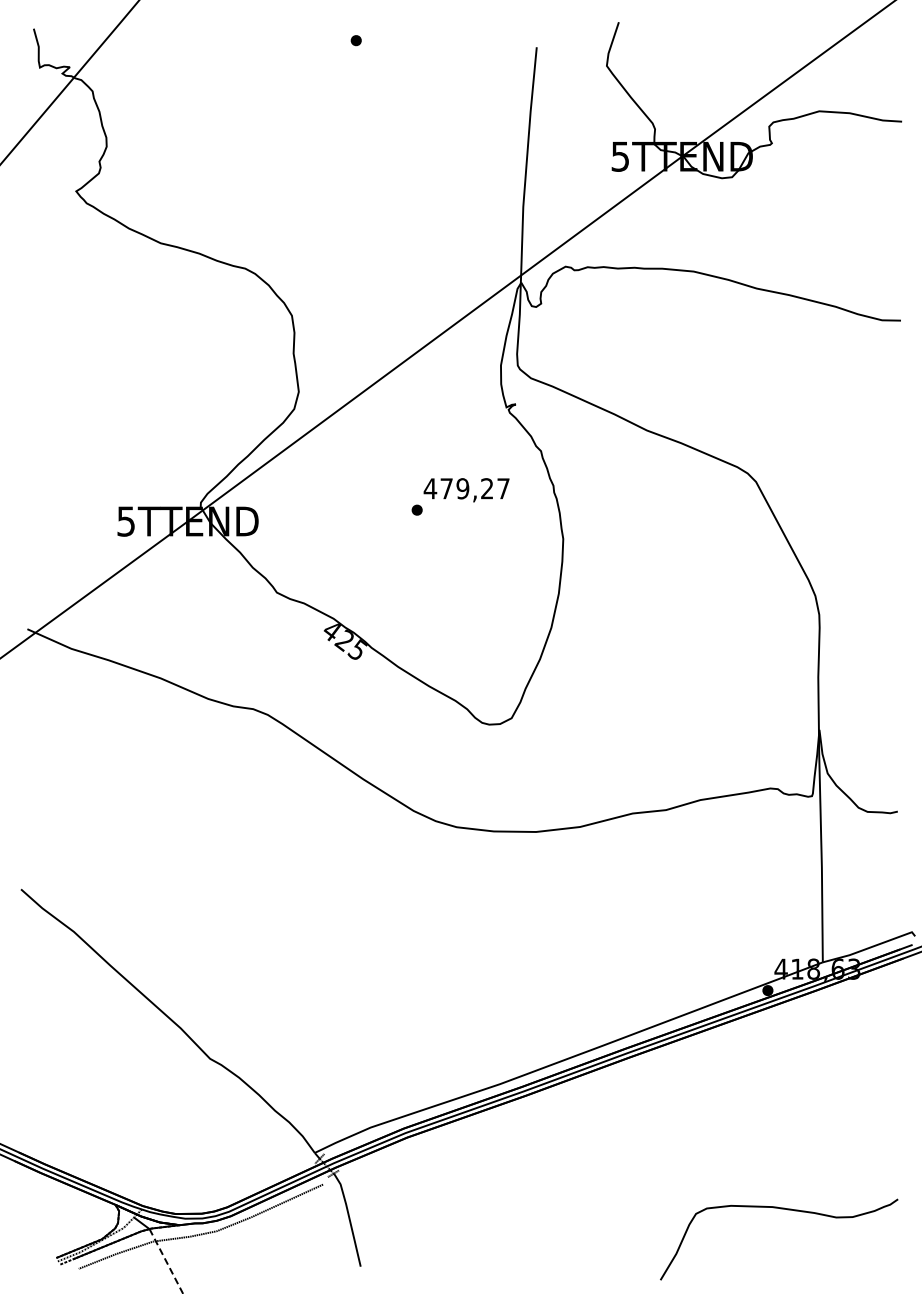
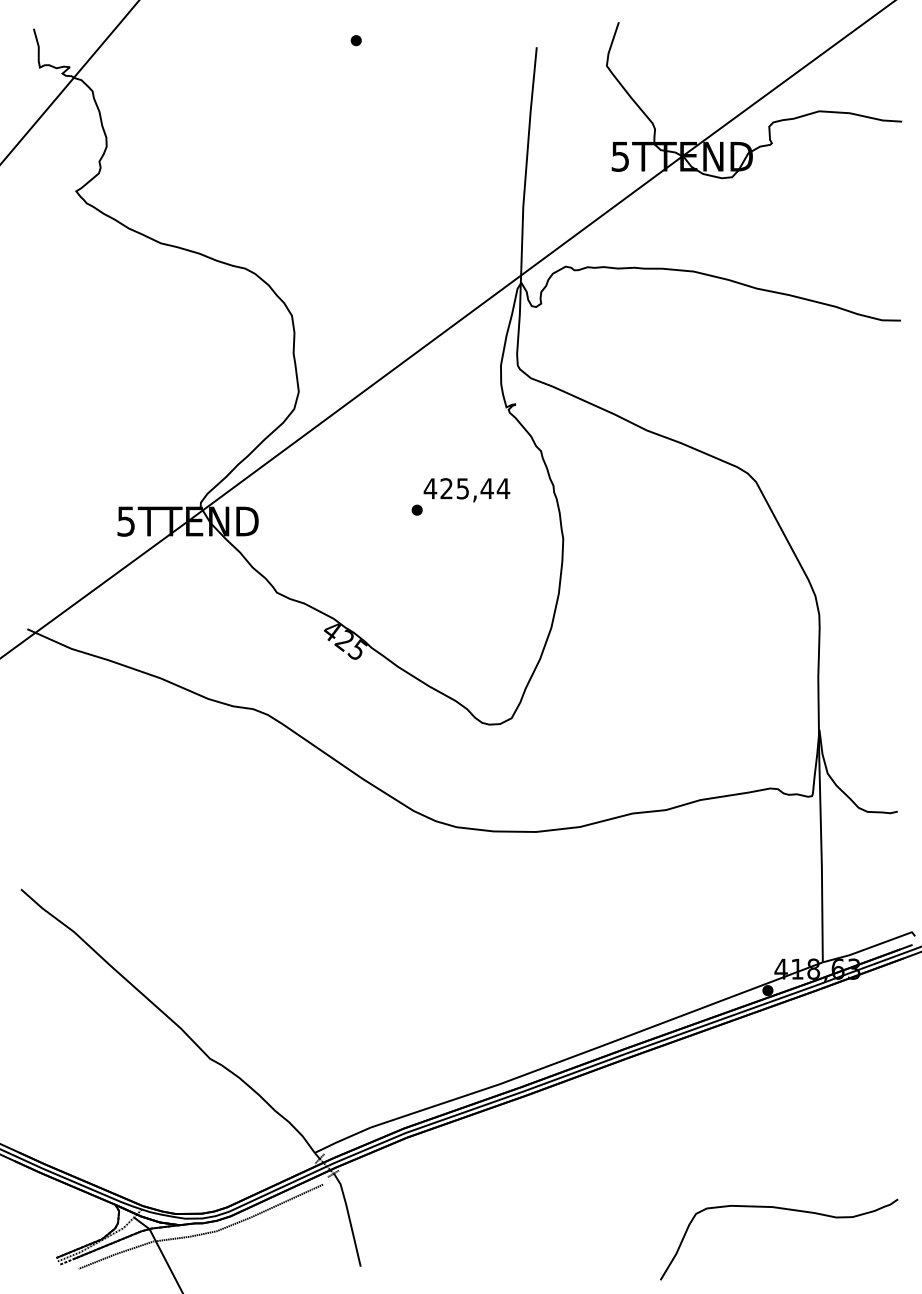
text: 479,27 -> 425,44 (475, 488)
line: dashed -> solid (166, 1261)
